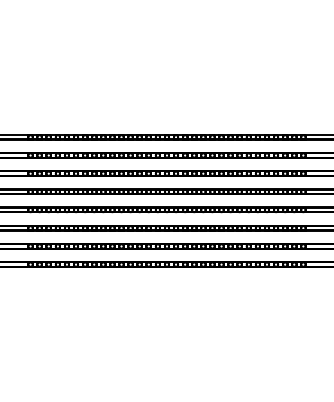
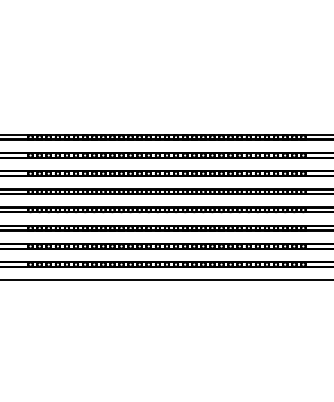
line: none -> present (166, 280)
